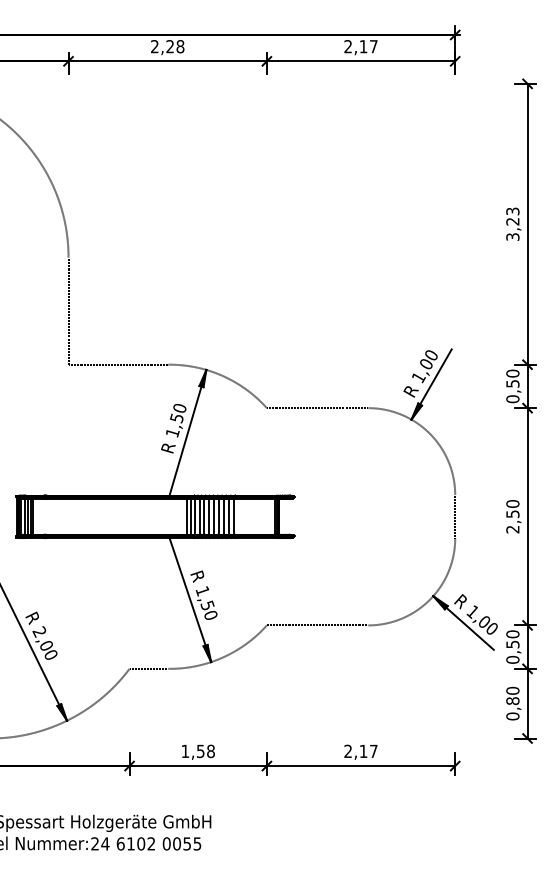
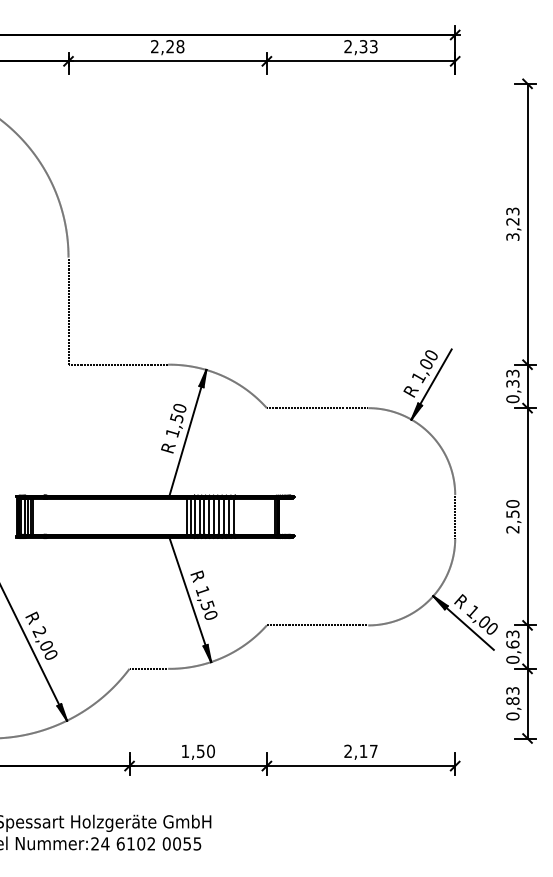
text: 2,17 -> 2,33 (368, 46)
text: 0,50 -> 0,33 (512, 378)
text: 0,50 -> 0,63 (512, 639)
text: 0,80 -> 0,83 (512, 690)
text: 1,58 -> 1,50 (210, 751)
